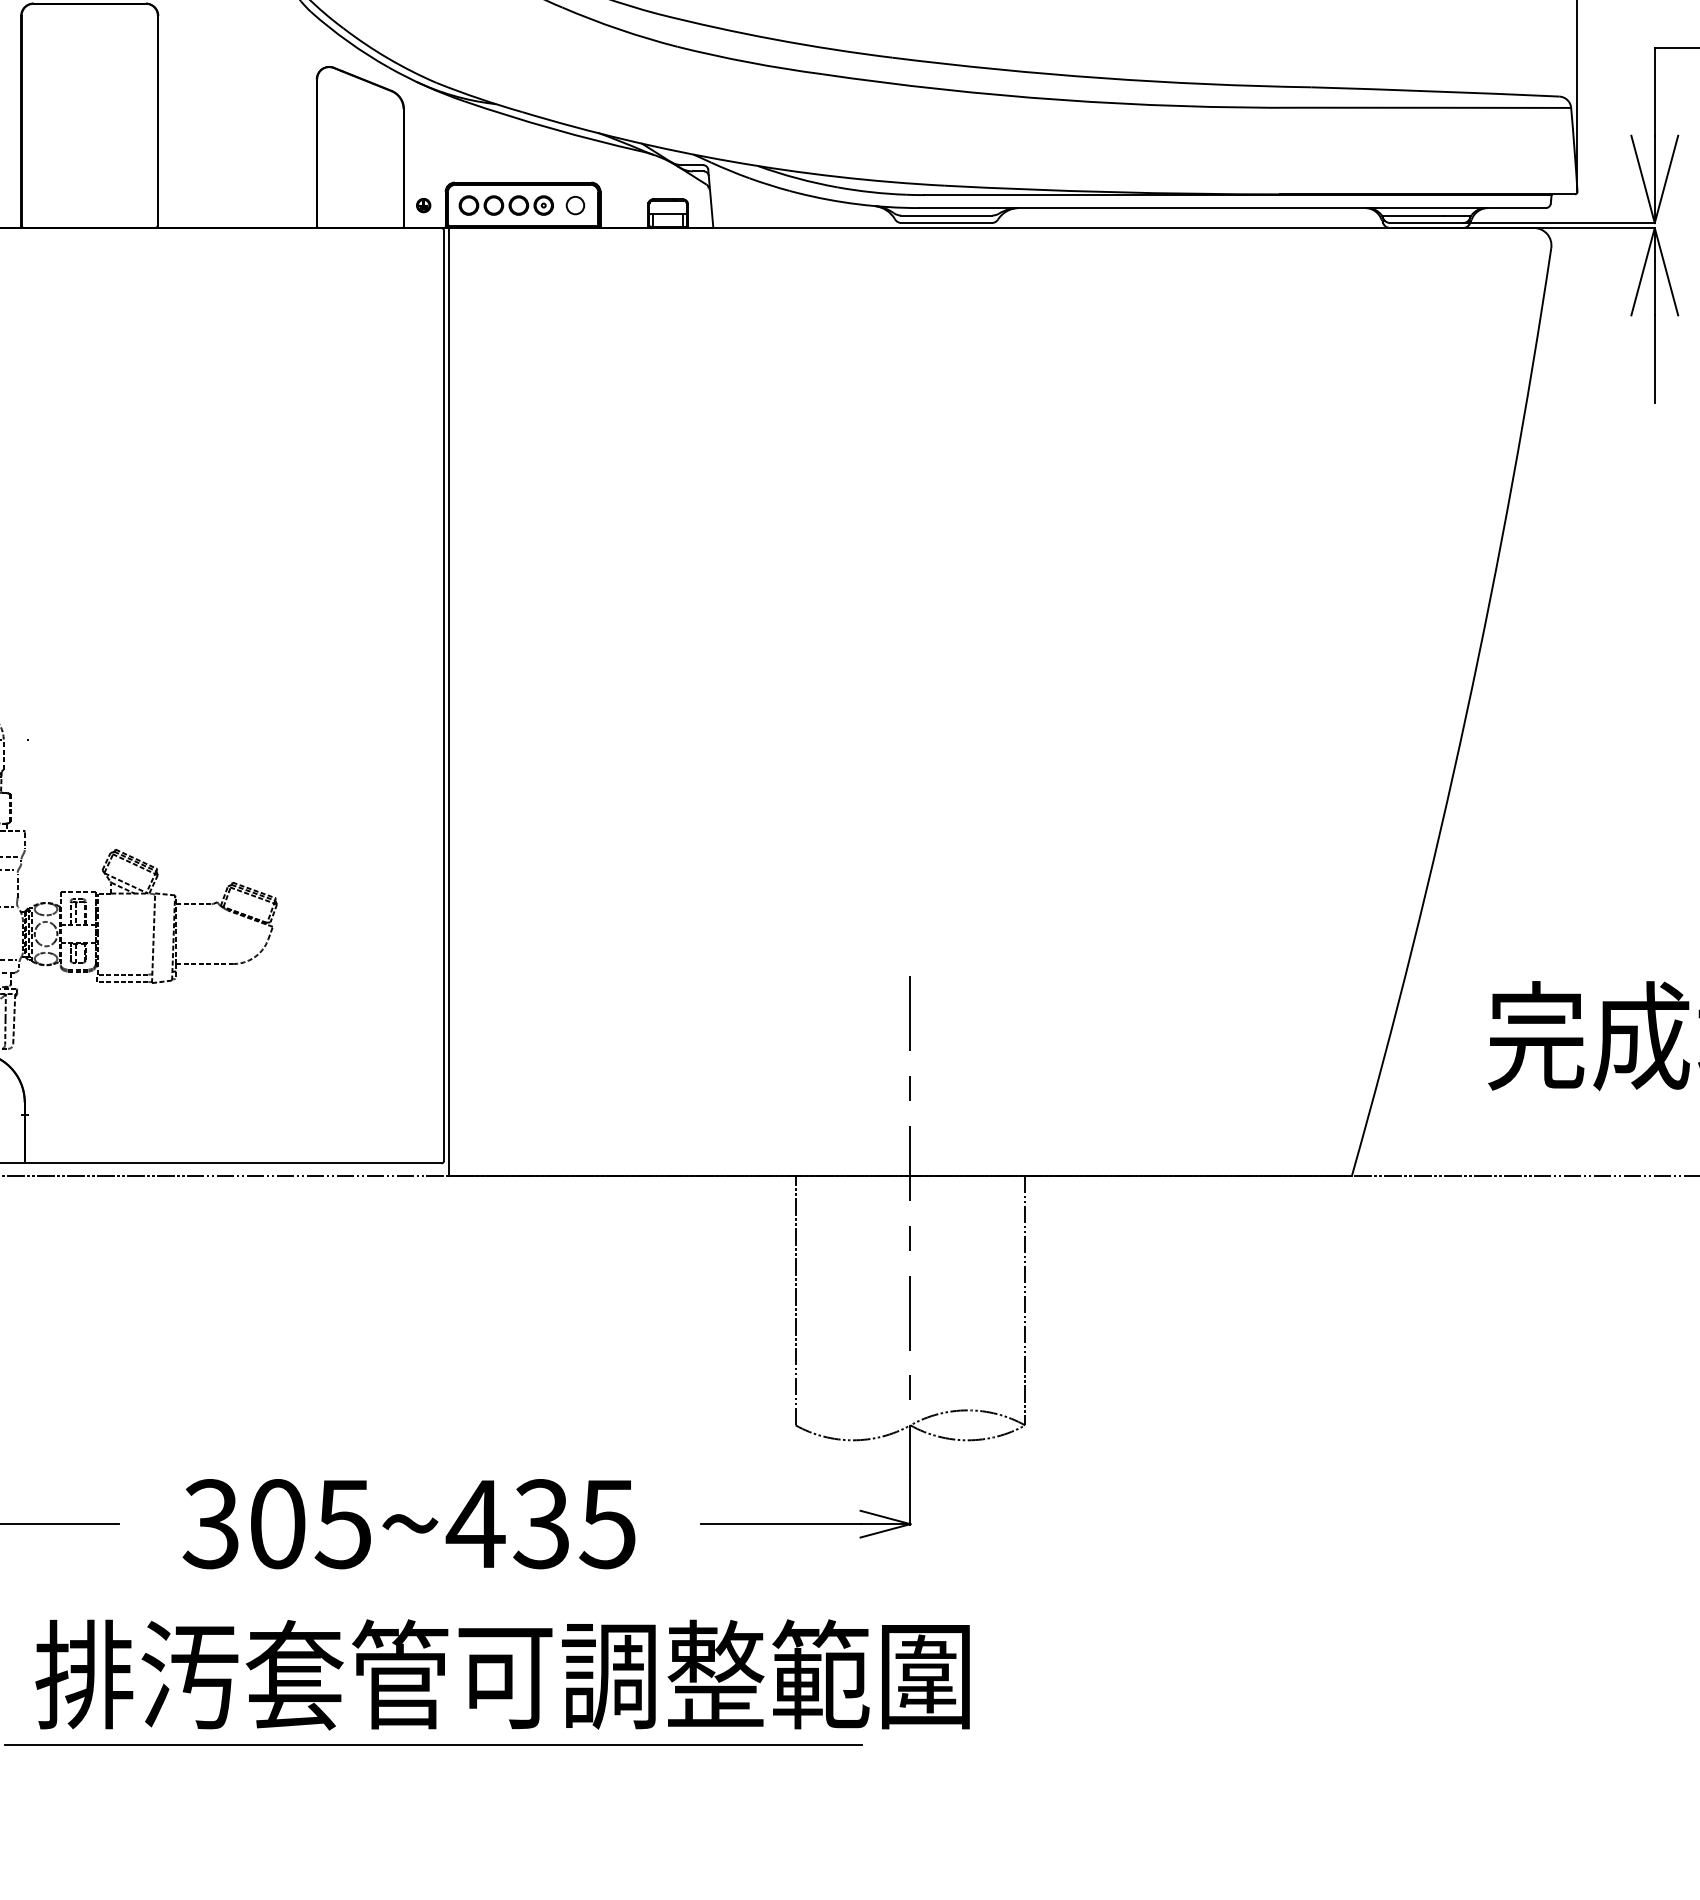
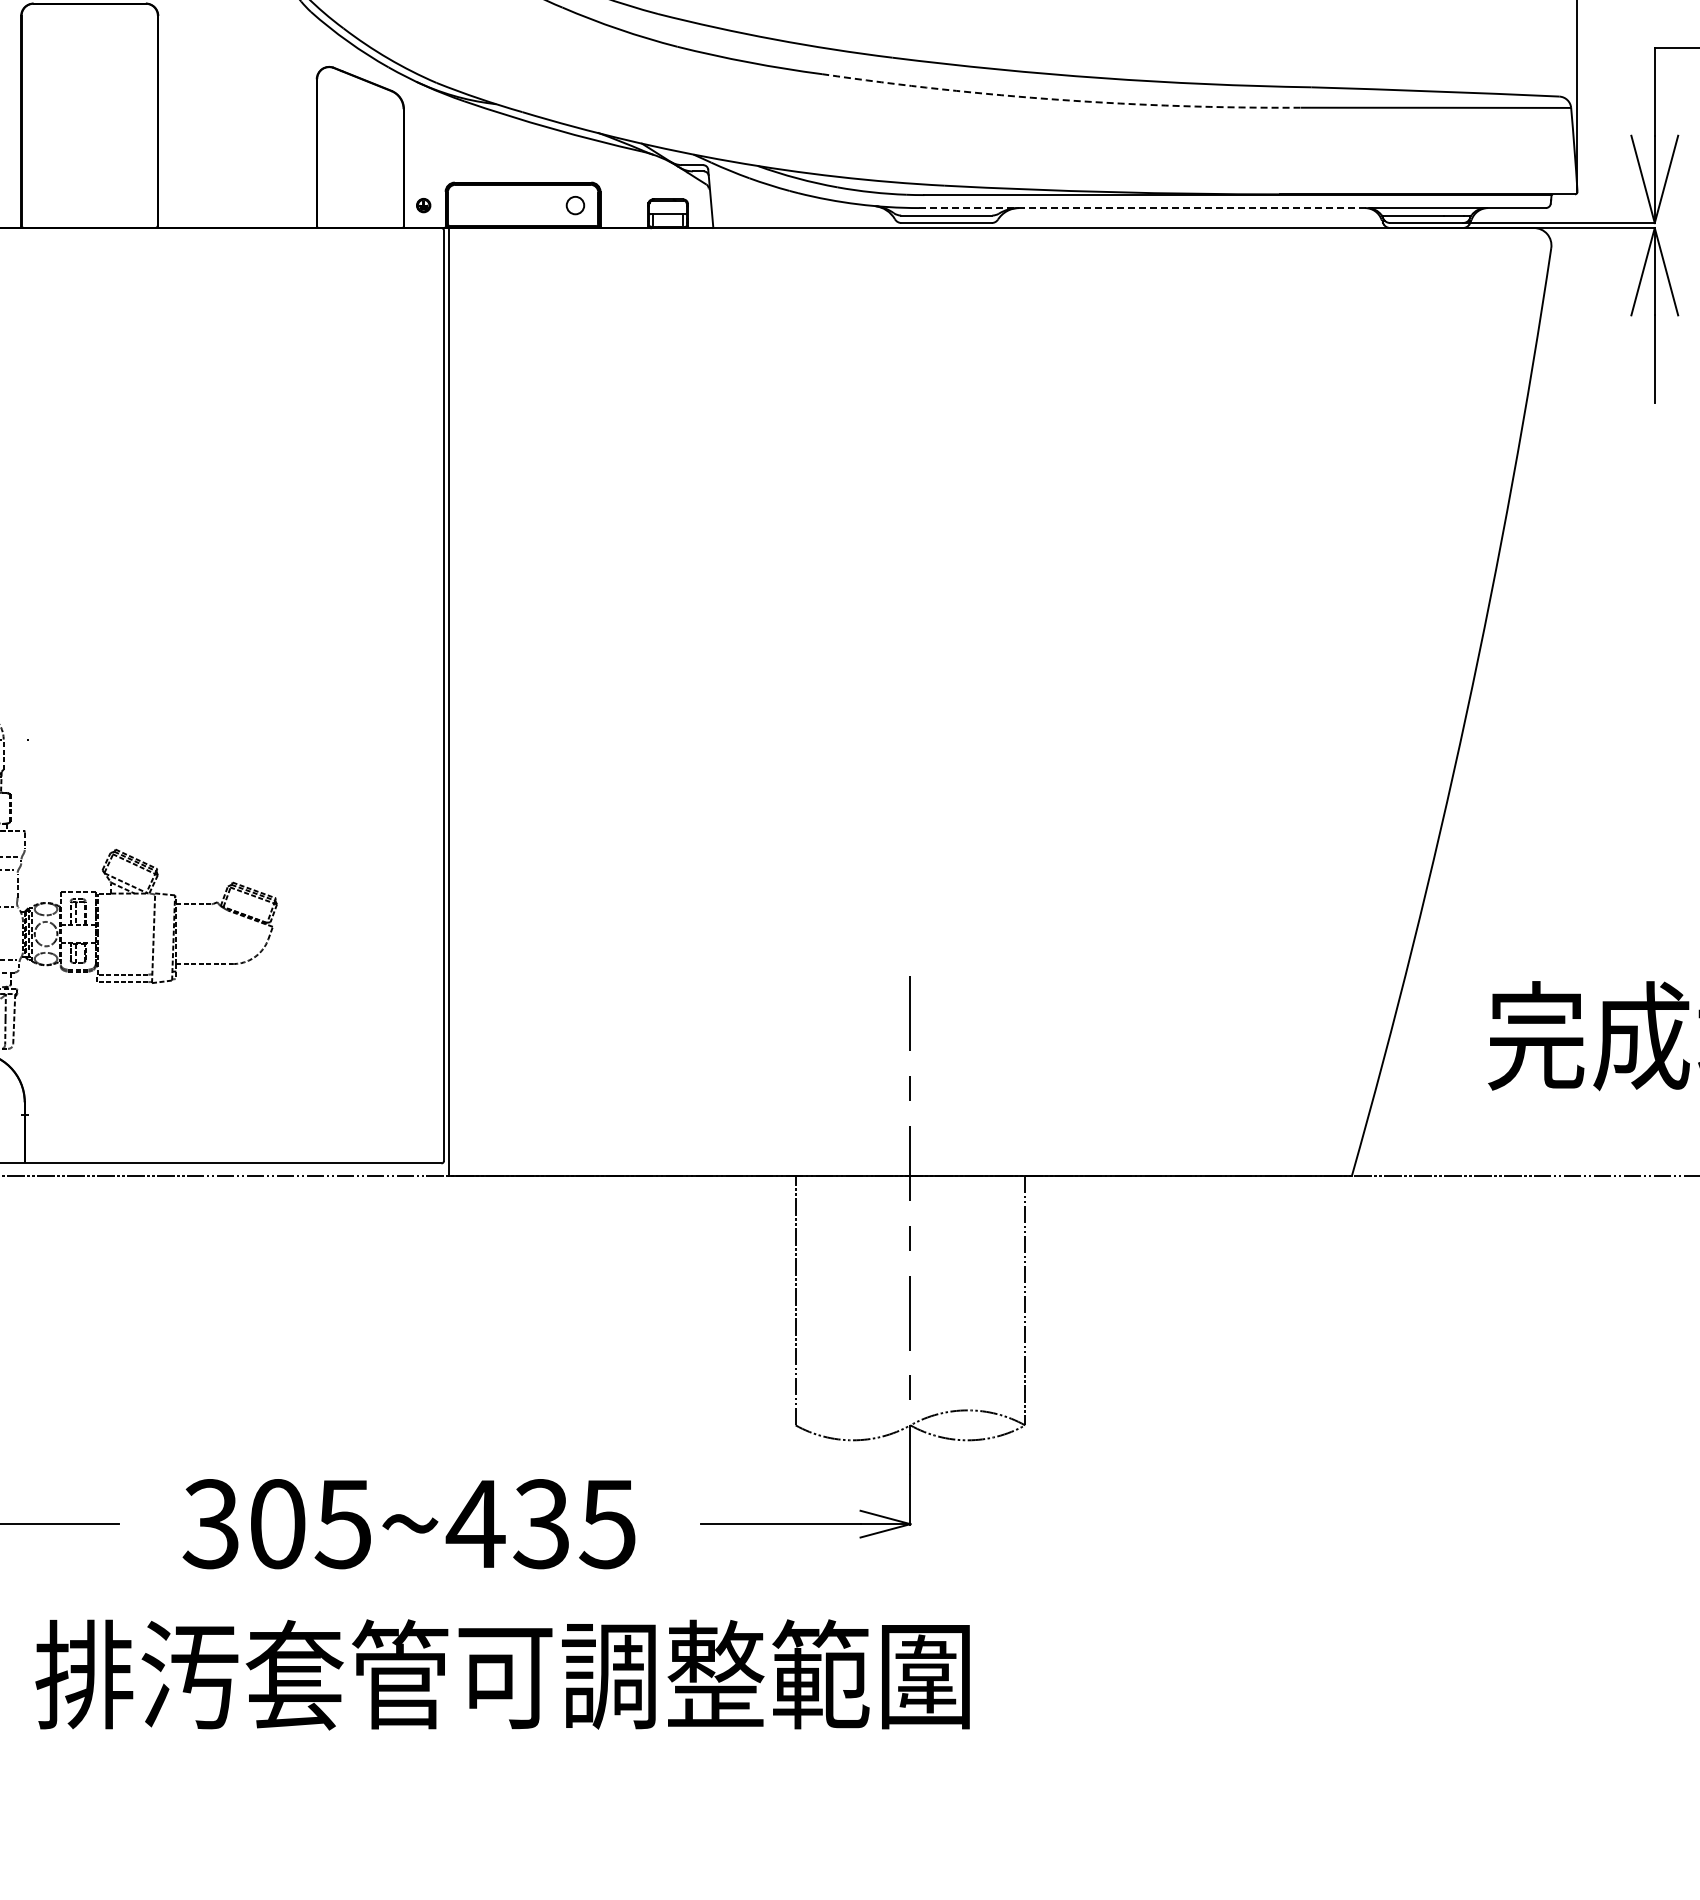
arc: solid -> dashed (1060, 99)
part: present -> none (505, 205)
line: solid -> dashed (1145, 208)
line: present -> none (433, 1744)
